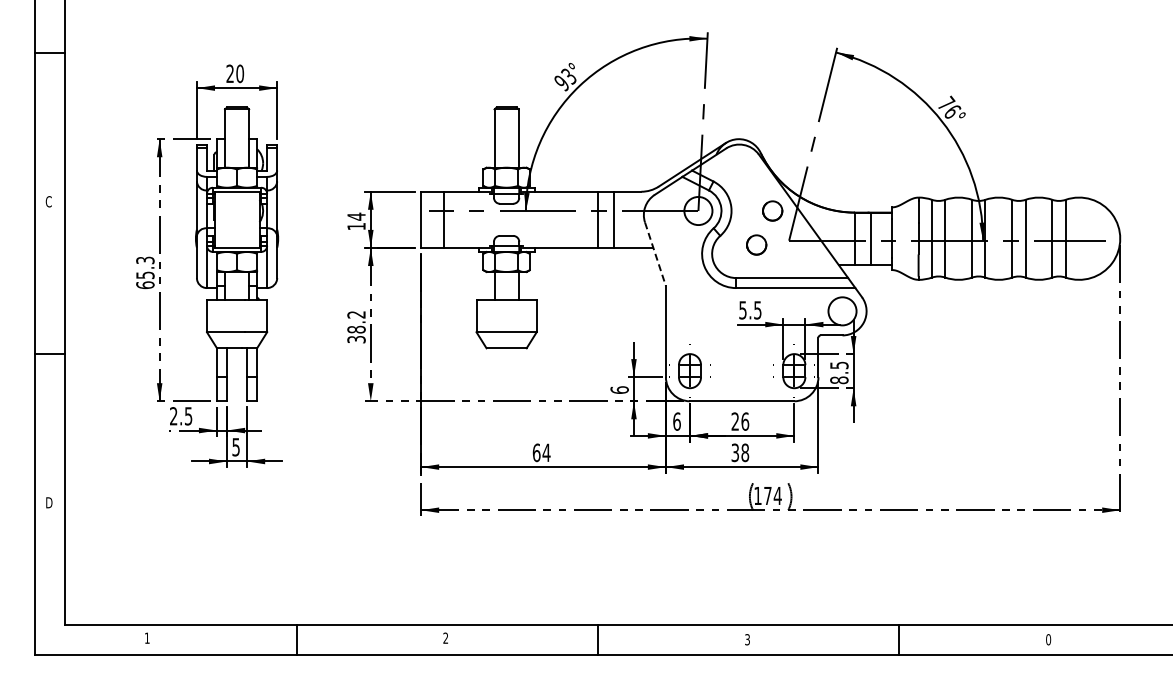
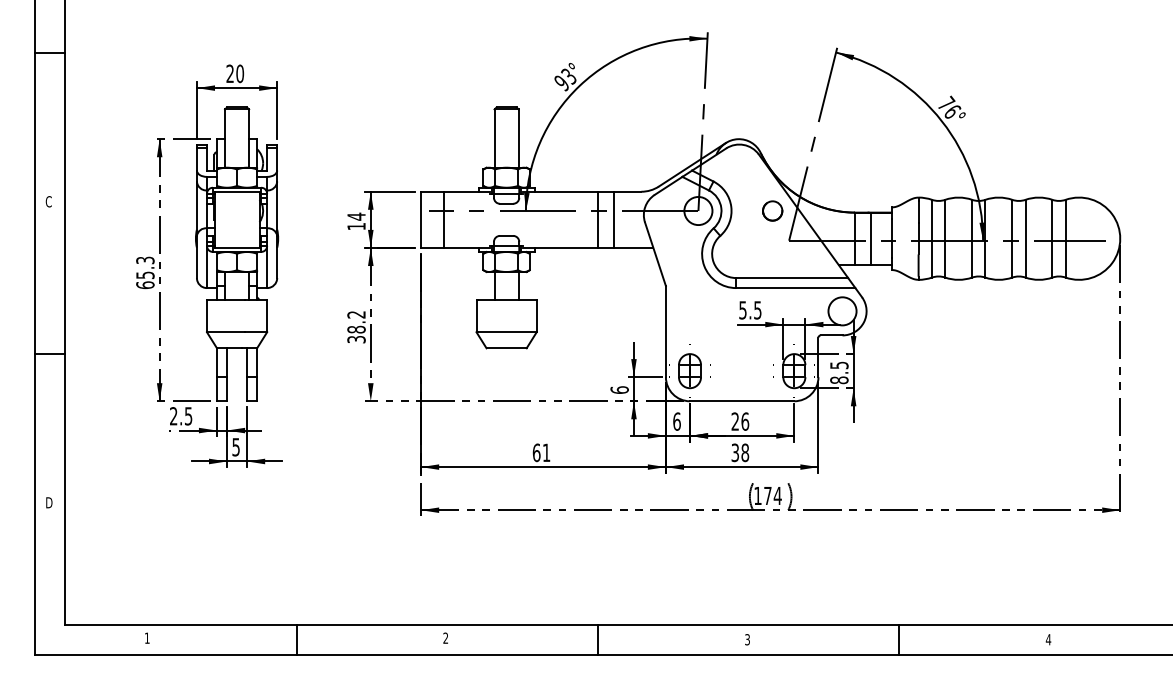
circle: present -> none (756, 244)
line: dashed -> solid (655, 254)
text: 64 -> 61 (546, 452)
text: 0 -> 4 (1048, 639)
